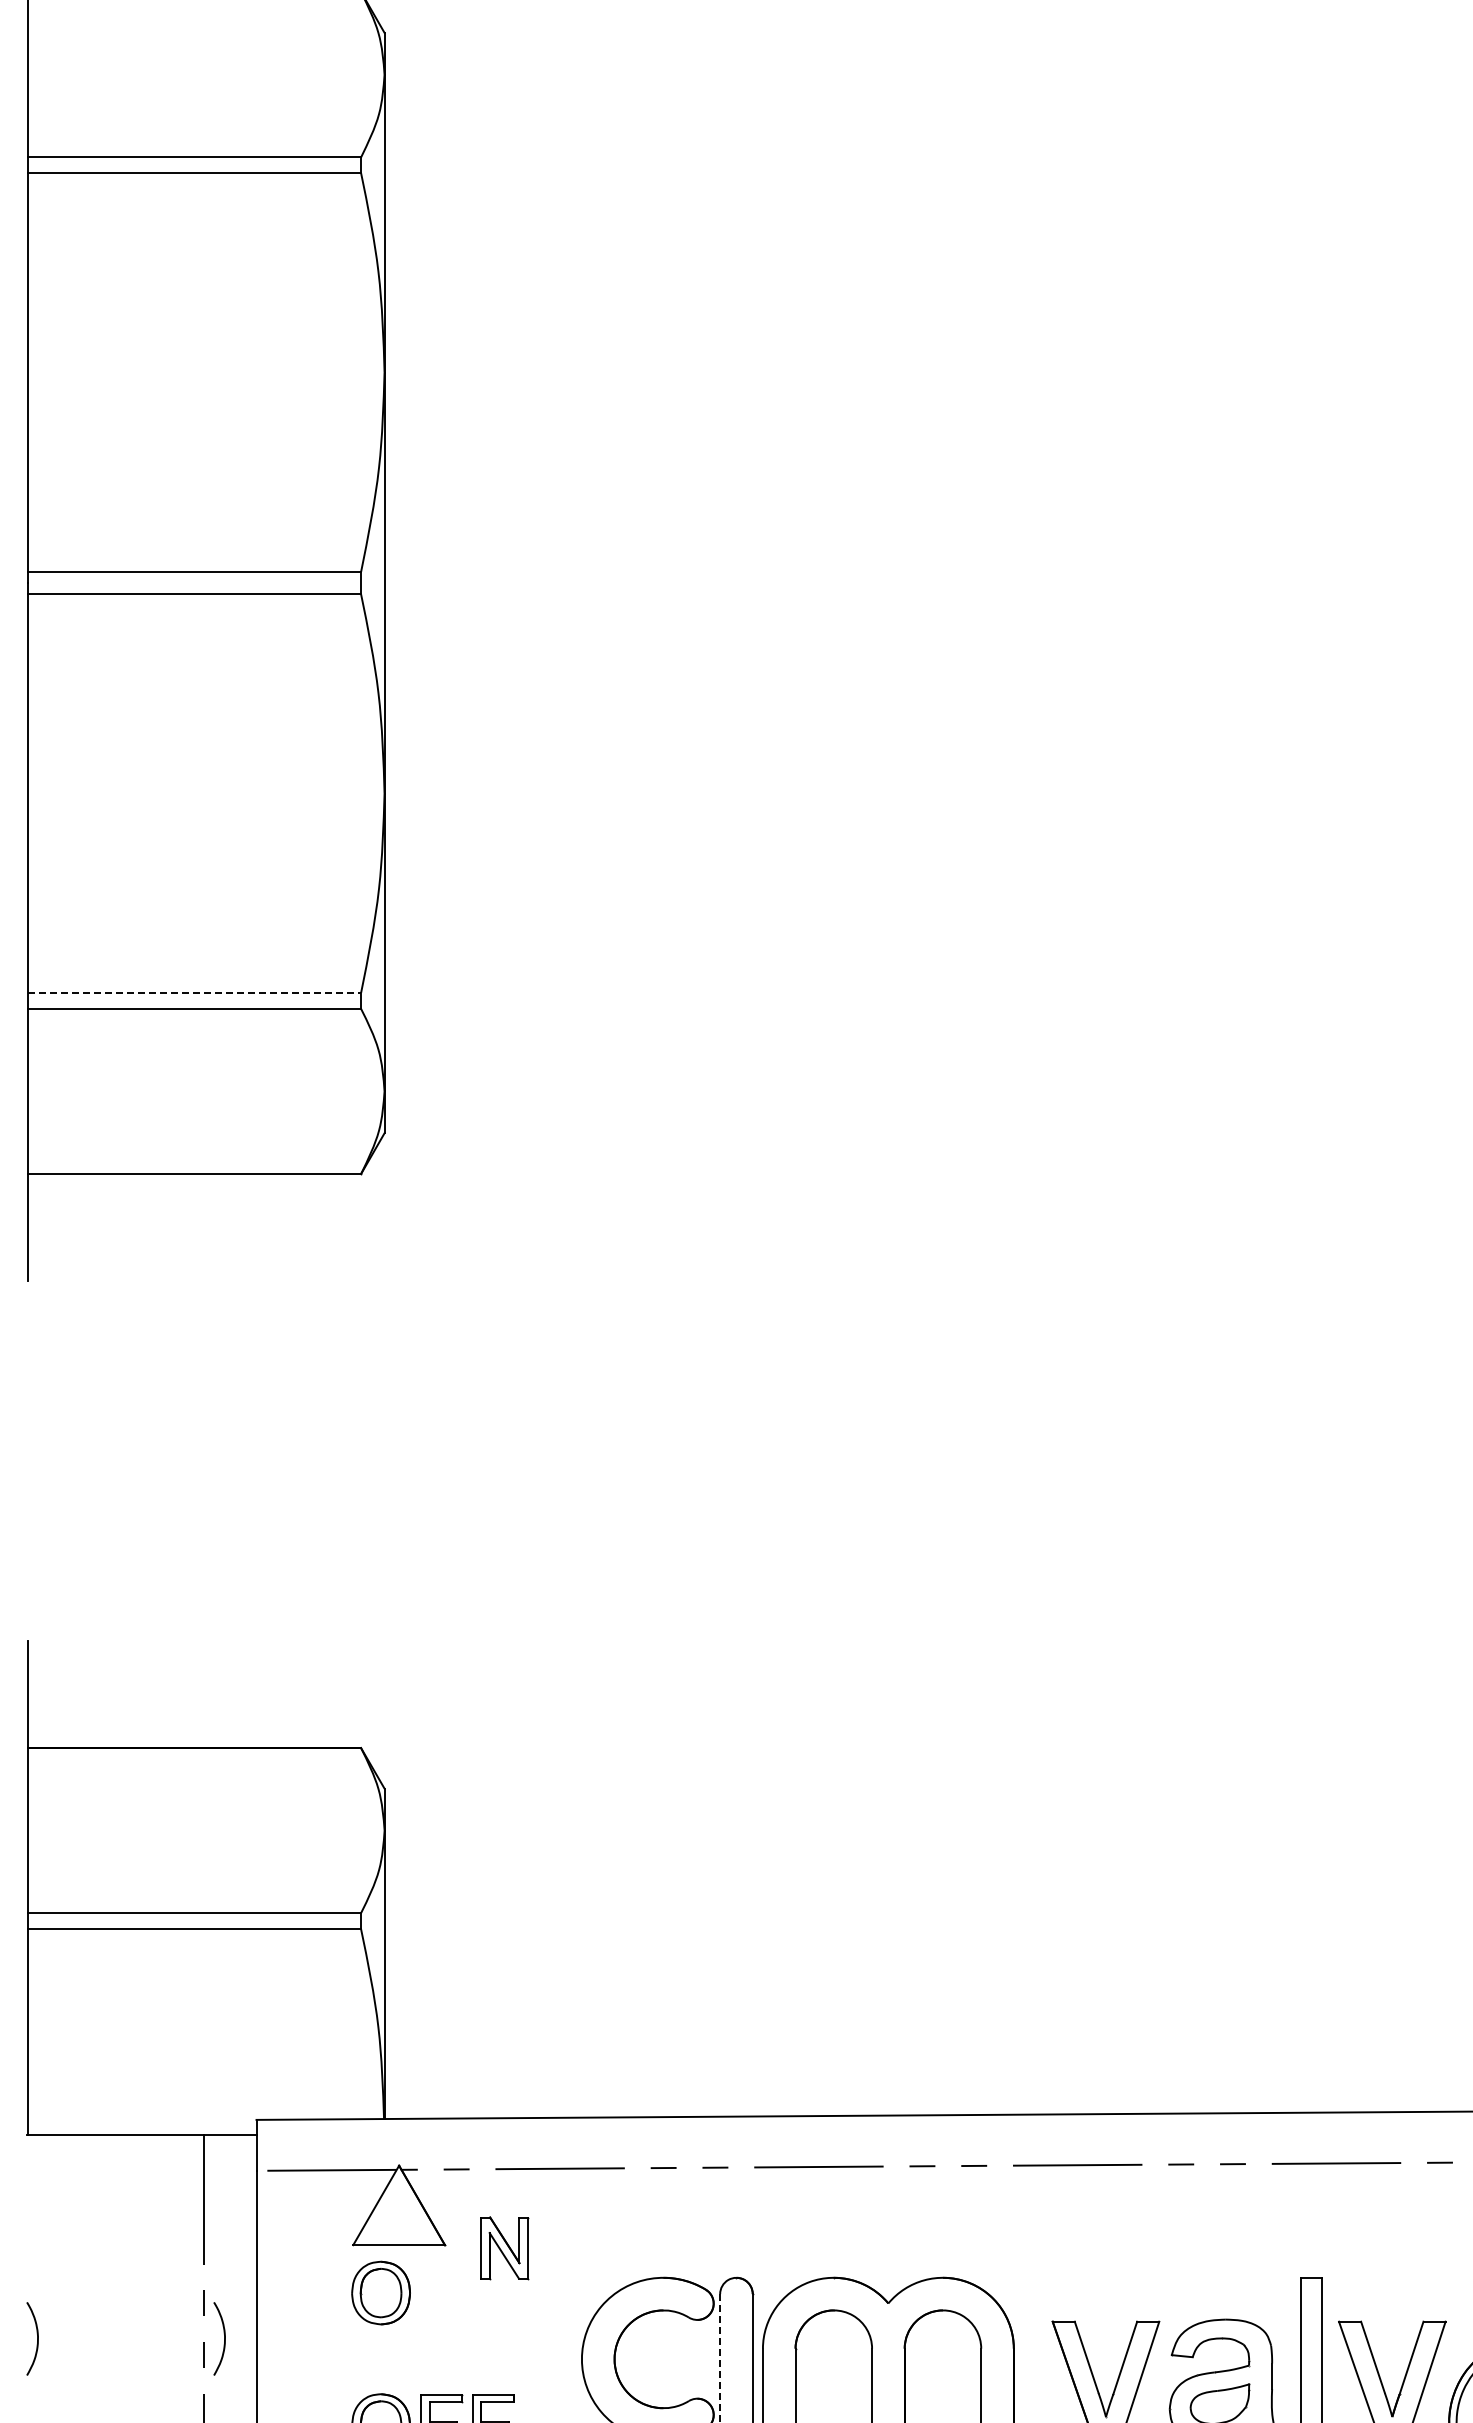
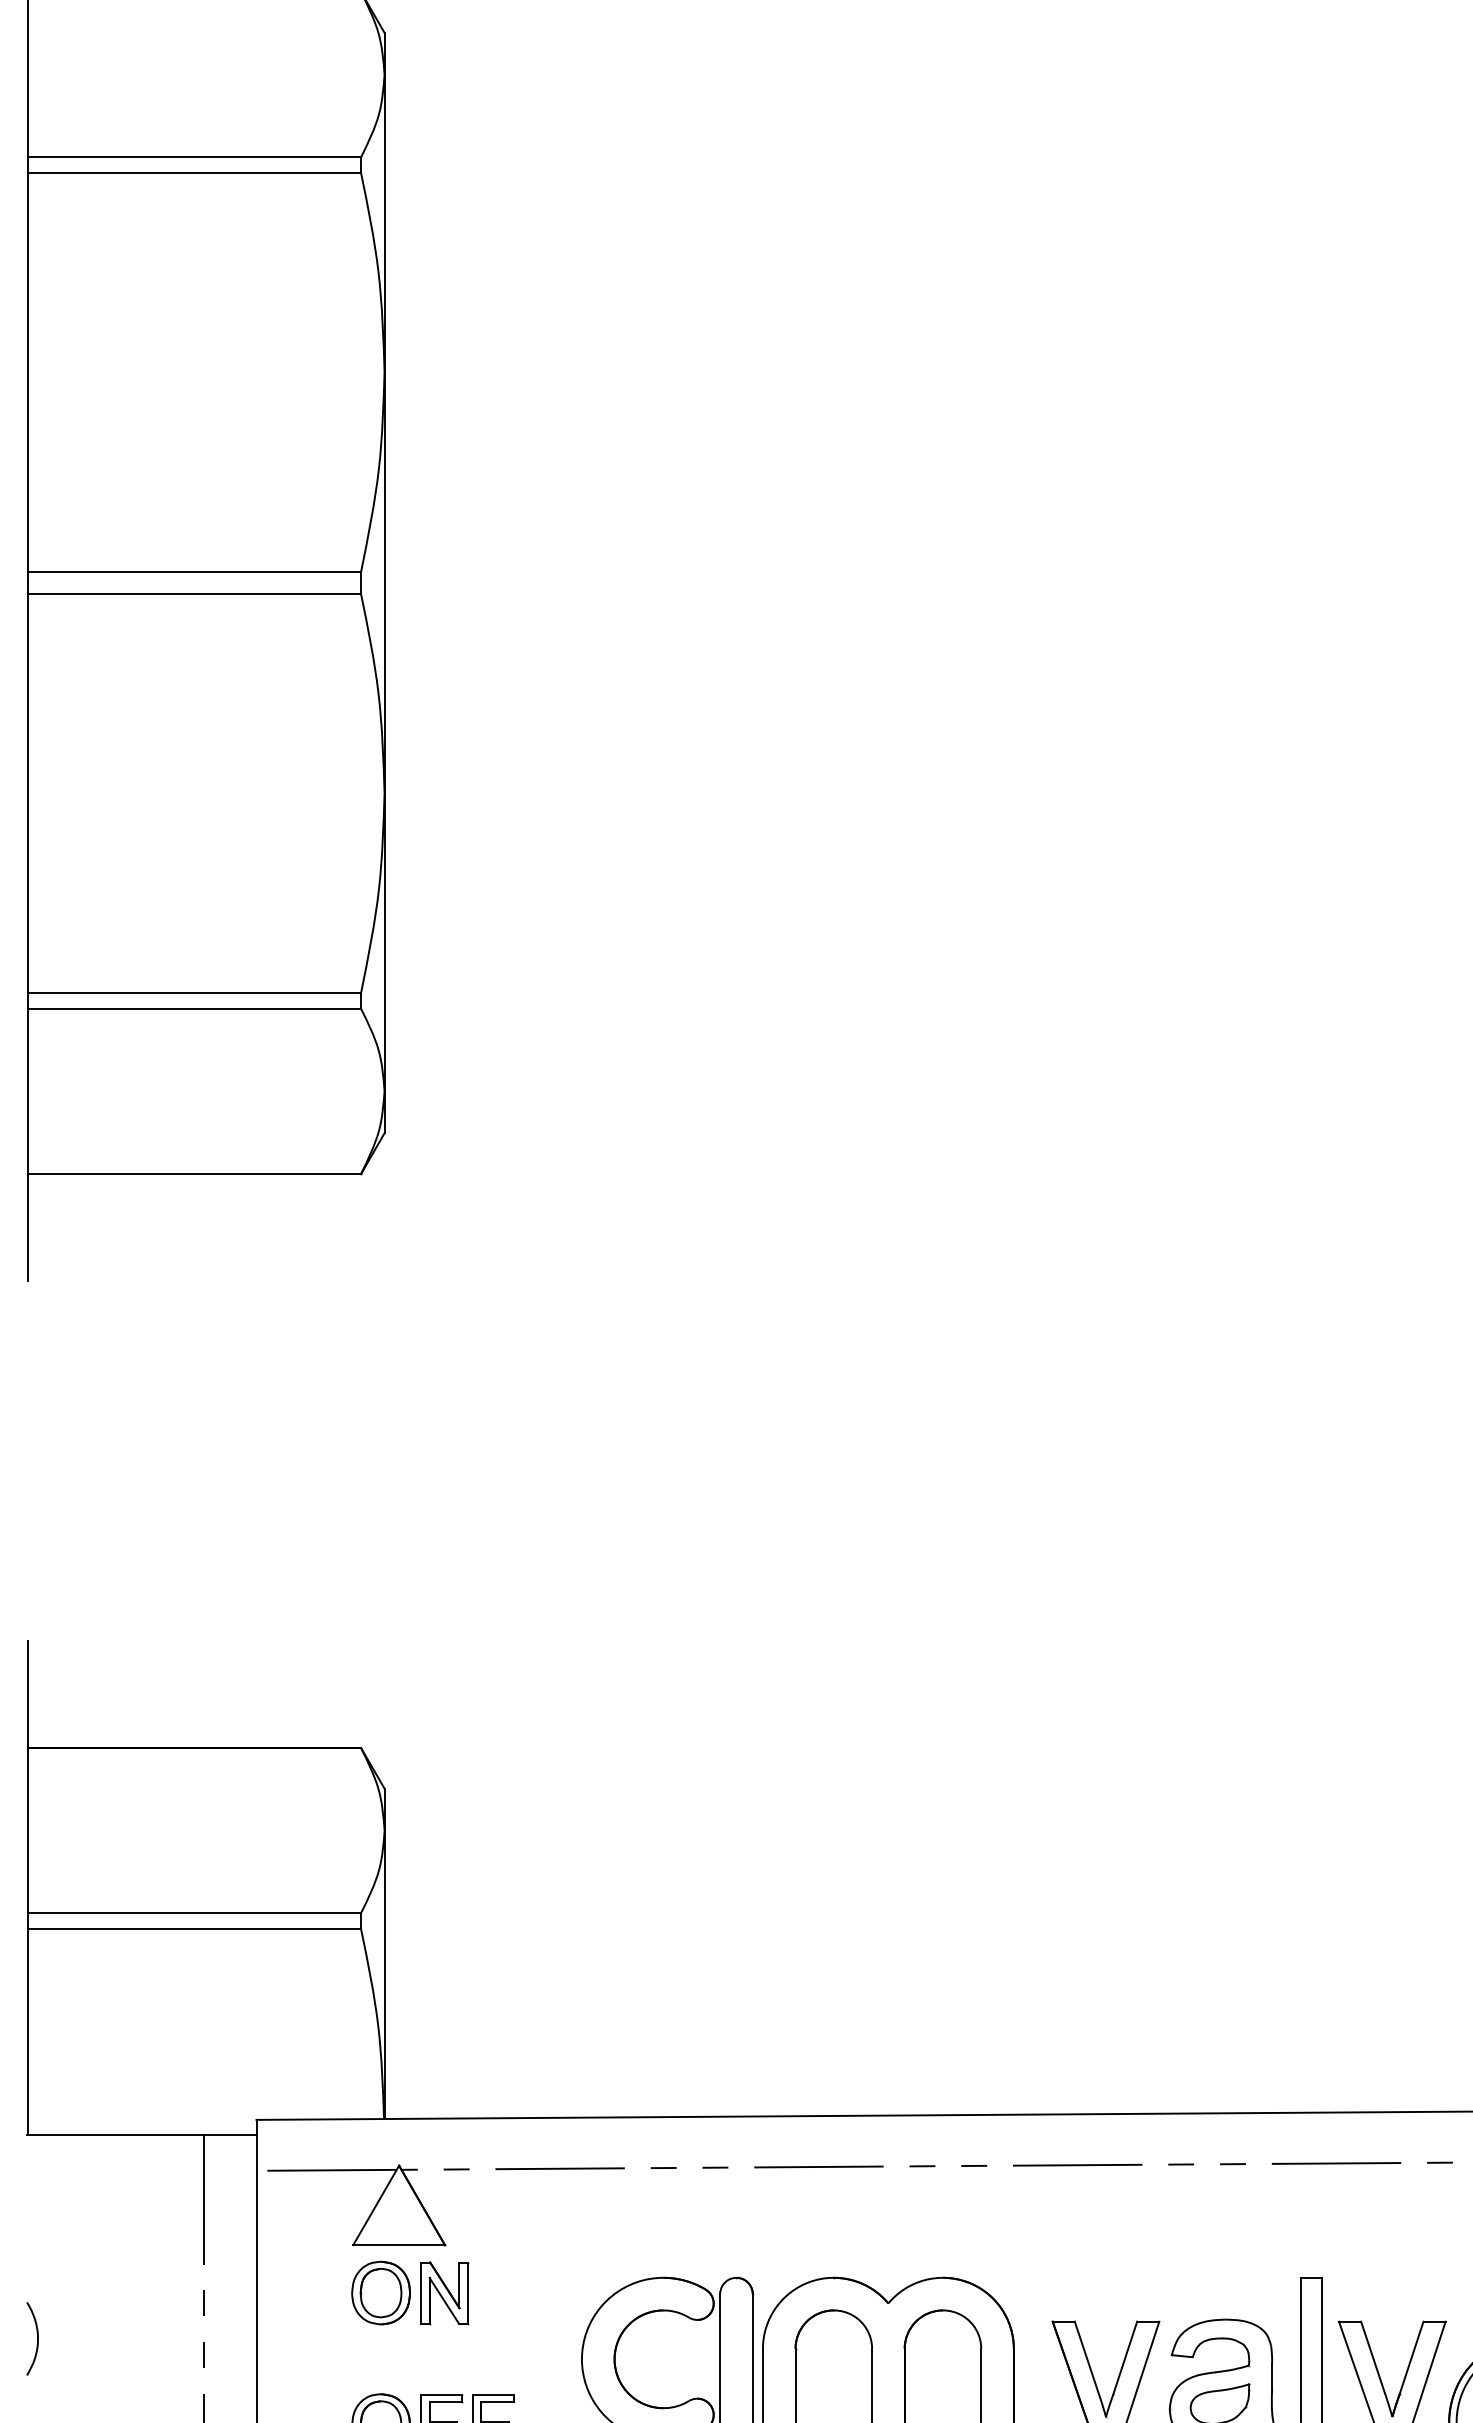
line: dashed -> solid (194, 992)
part position: (504, 2248) -> (444, 2293) (444, 2293)
curve: present -> none (224, 2338)
line: dashed -> solid (720, 2358)
